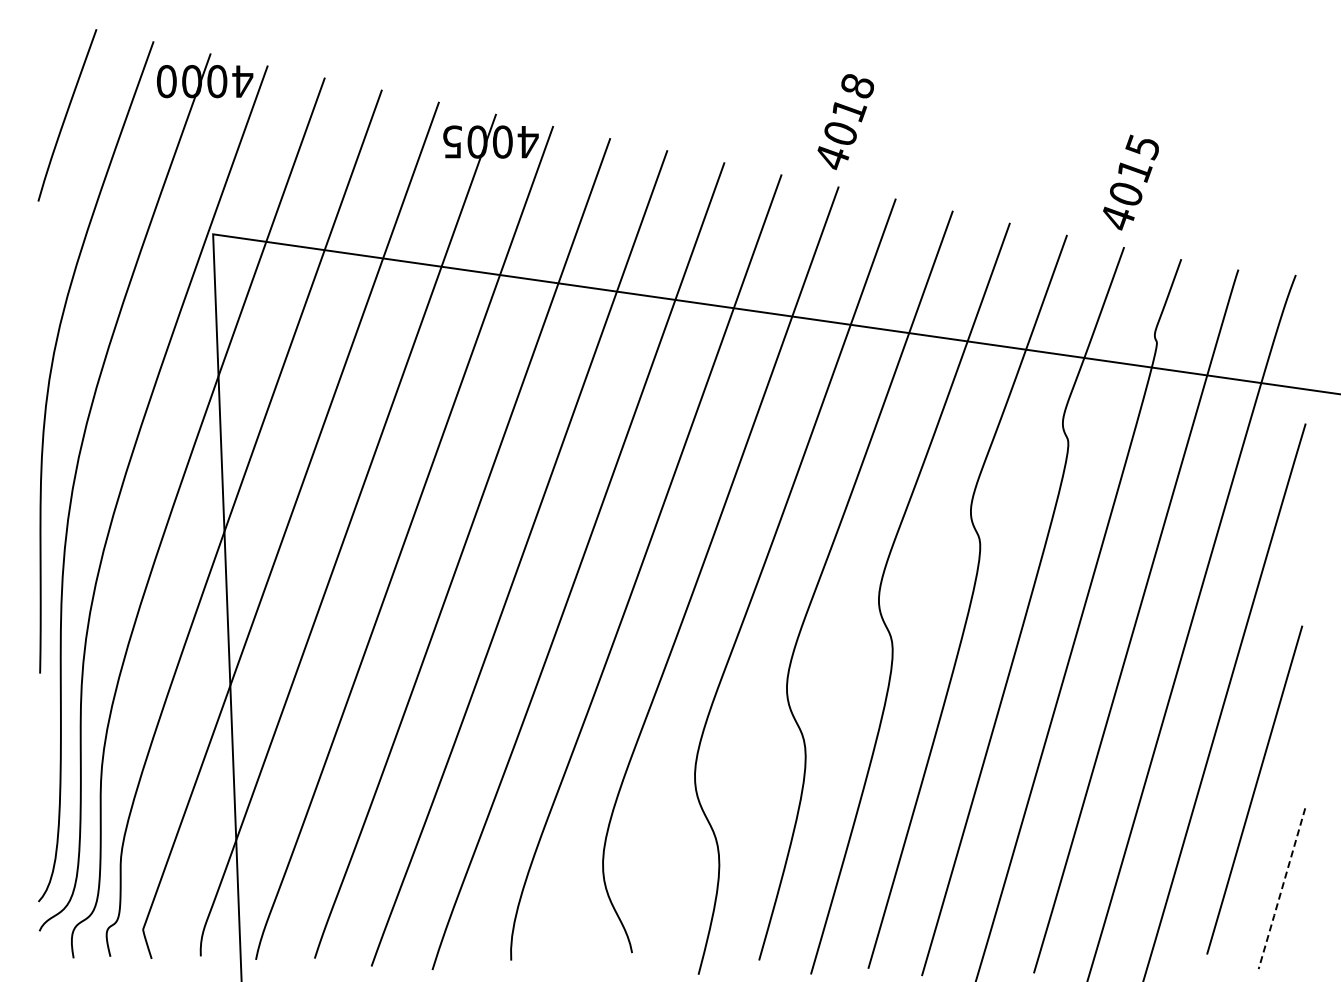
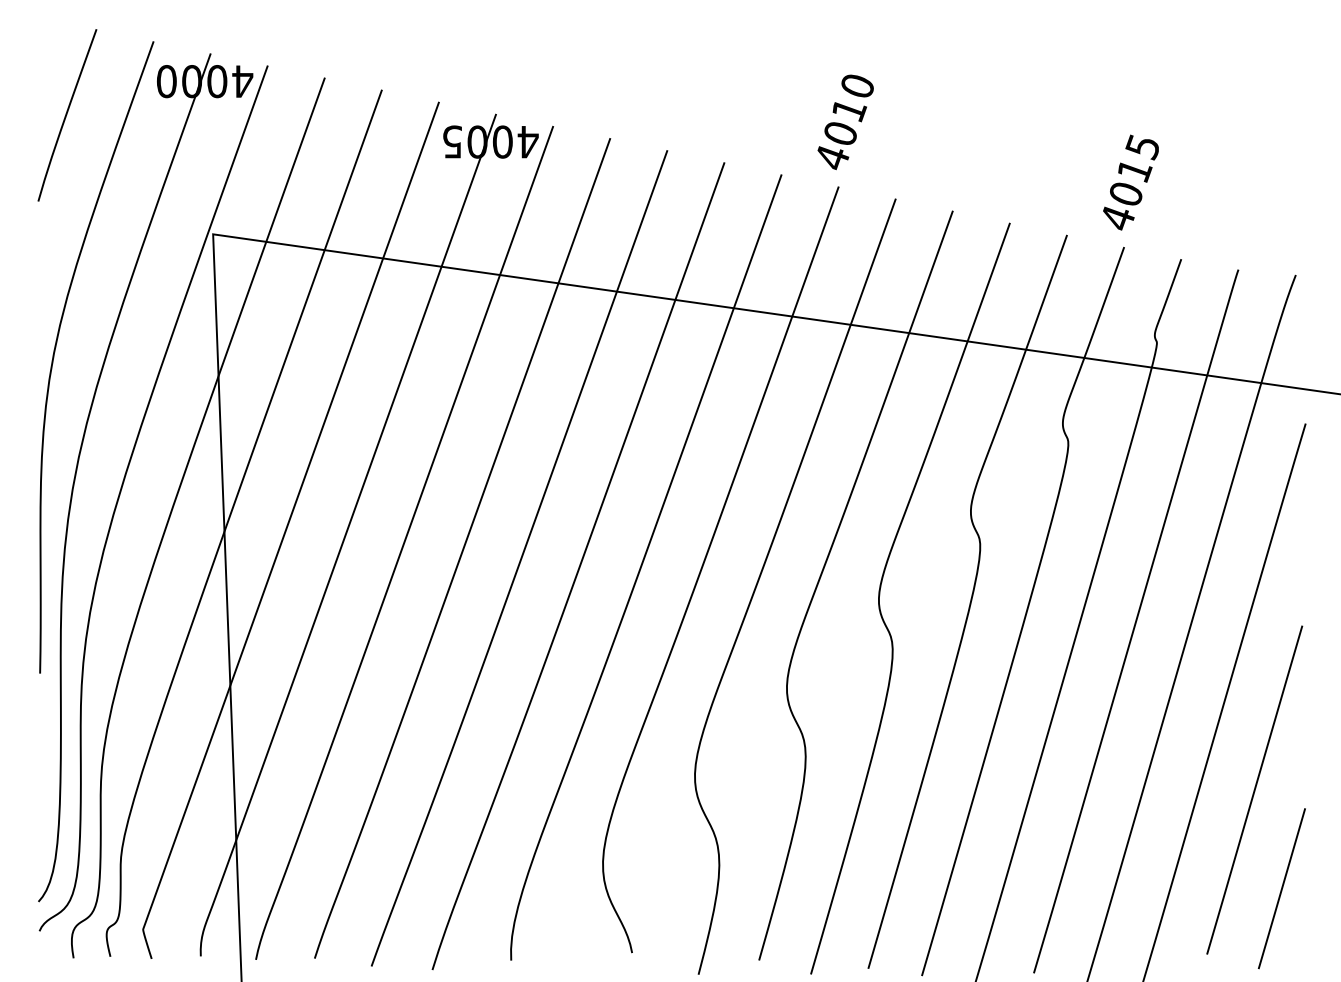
text: 4018 -> 4010 (857, 86)
line: dashed -> solid (1281, 888)
